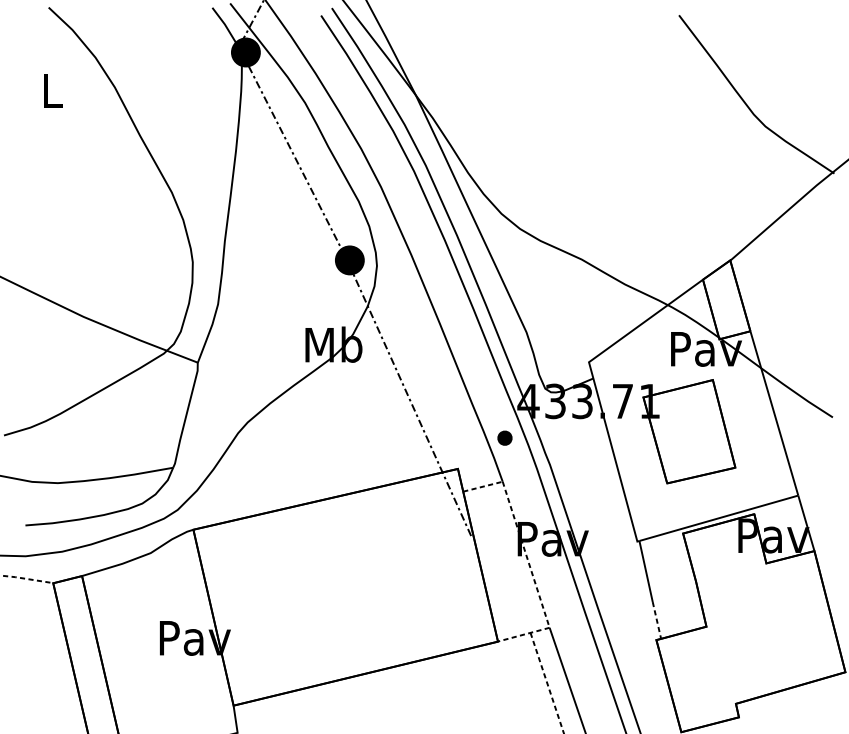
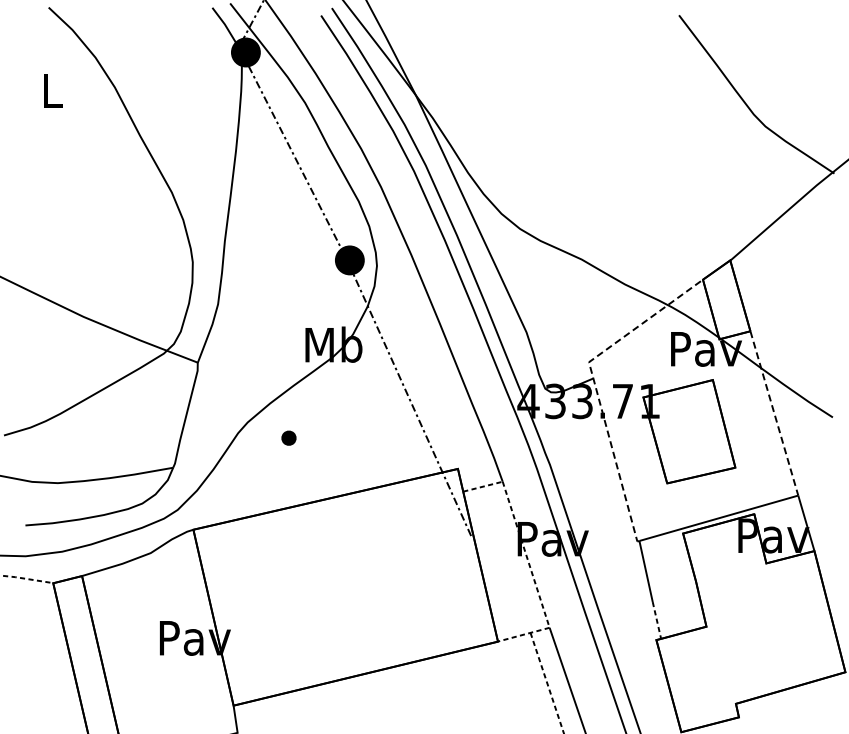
line: solid -> dashed (595, 385)
line: solid -> dashed (774, 413)
part position: (504, 437) -> (288, 437) (288, 437)
